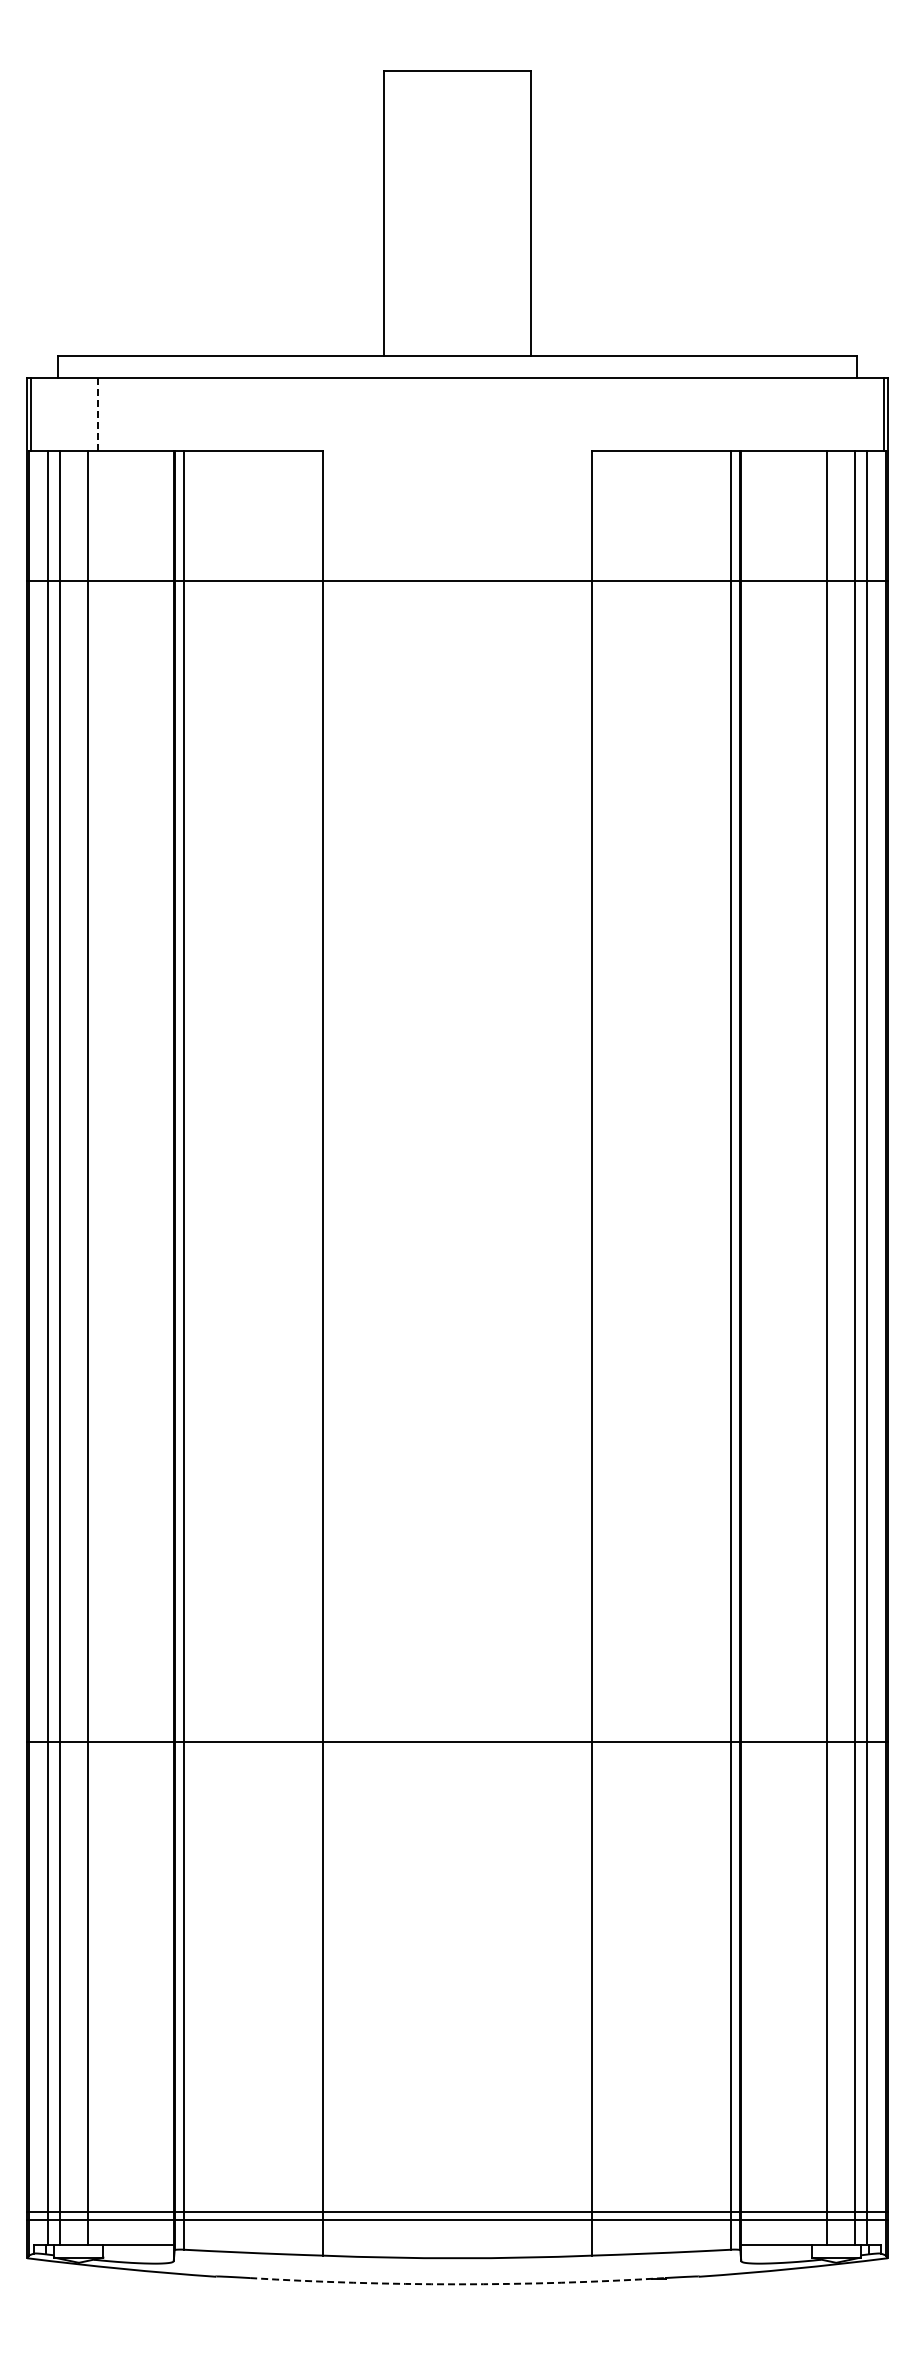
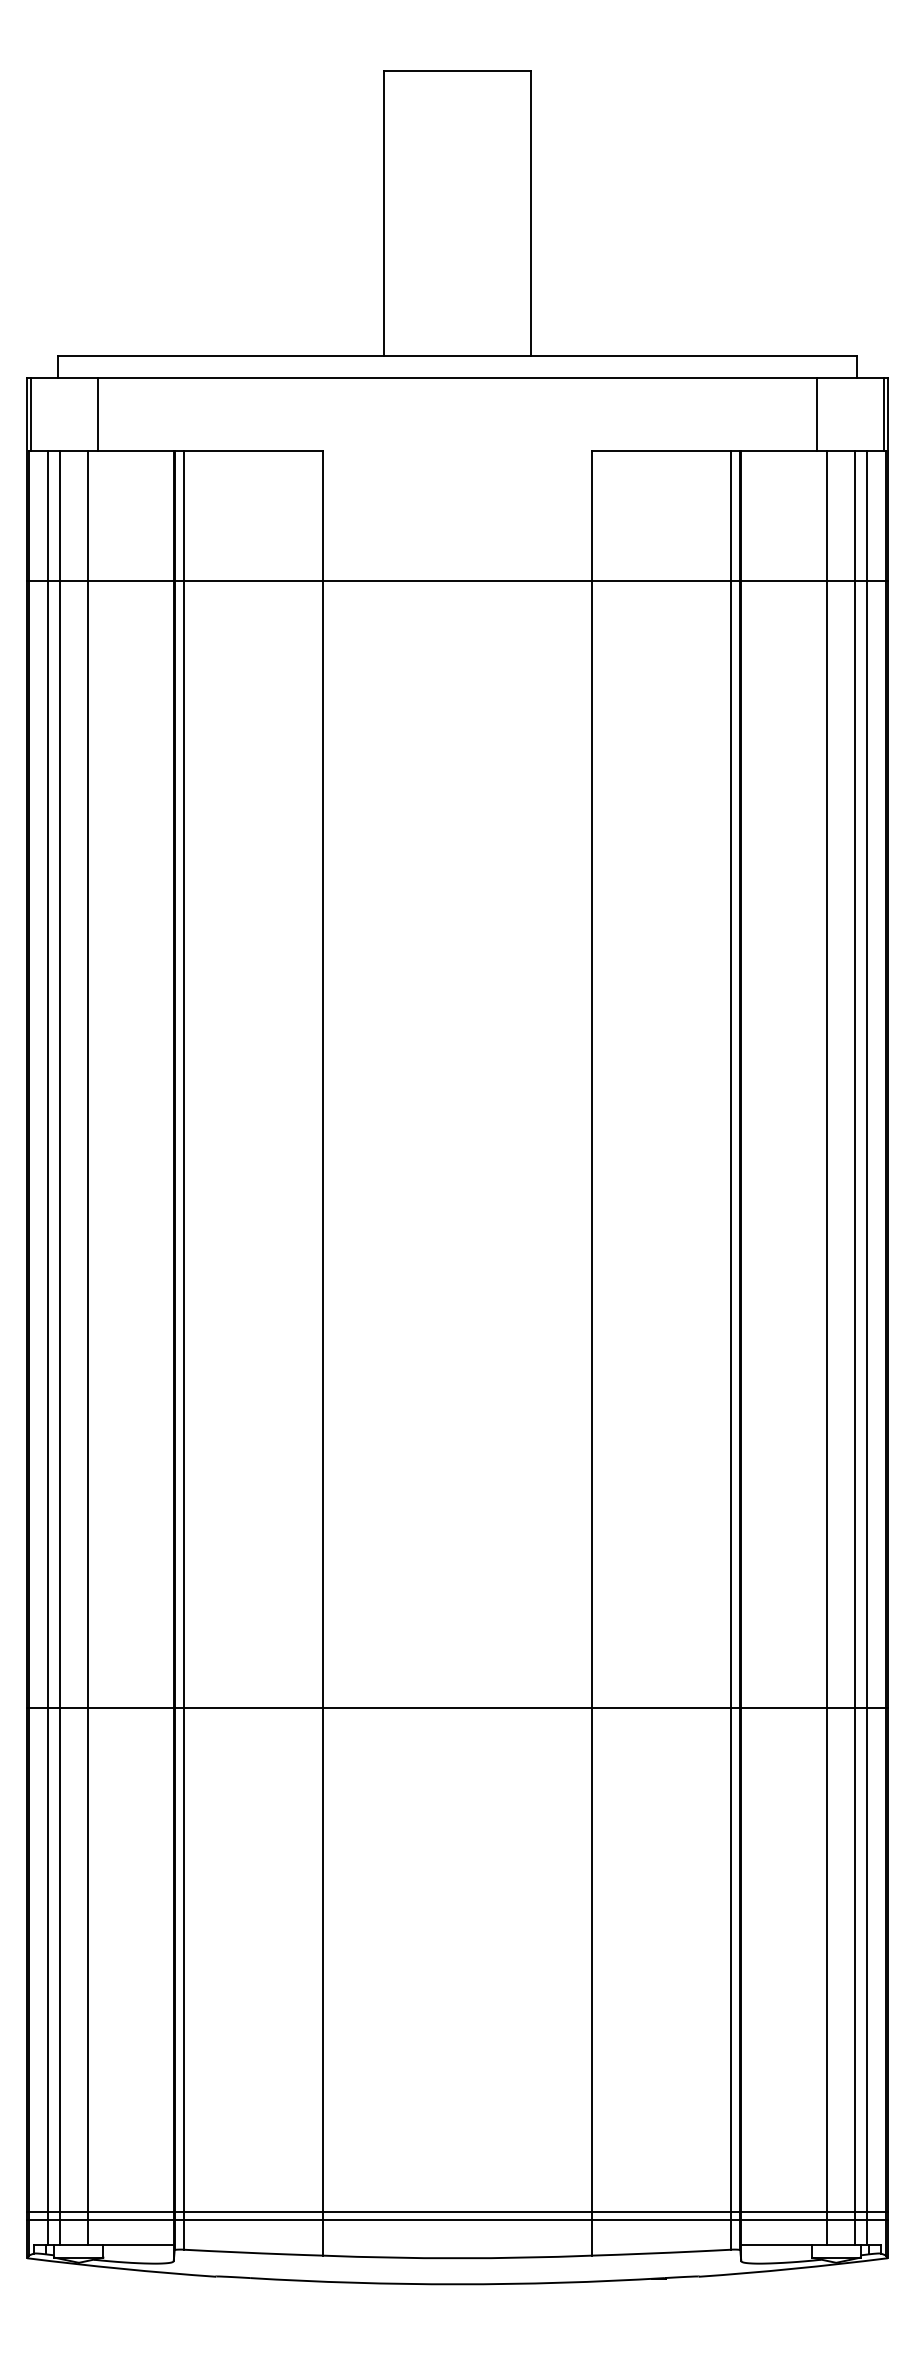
line: dashed -> solid (98, 414)
line: none -> present (816, 414)
line position: (457, 1741) -> (457, 1707) (457, 1707)
arc: dashed -> solid (457, 2284)
